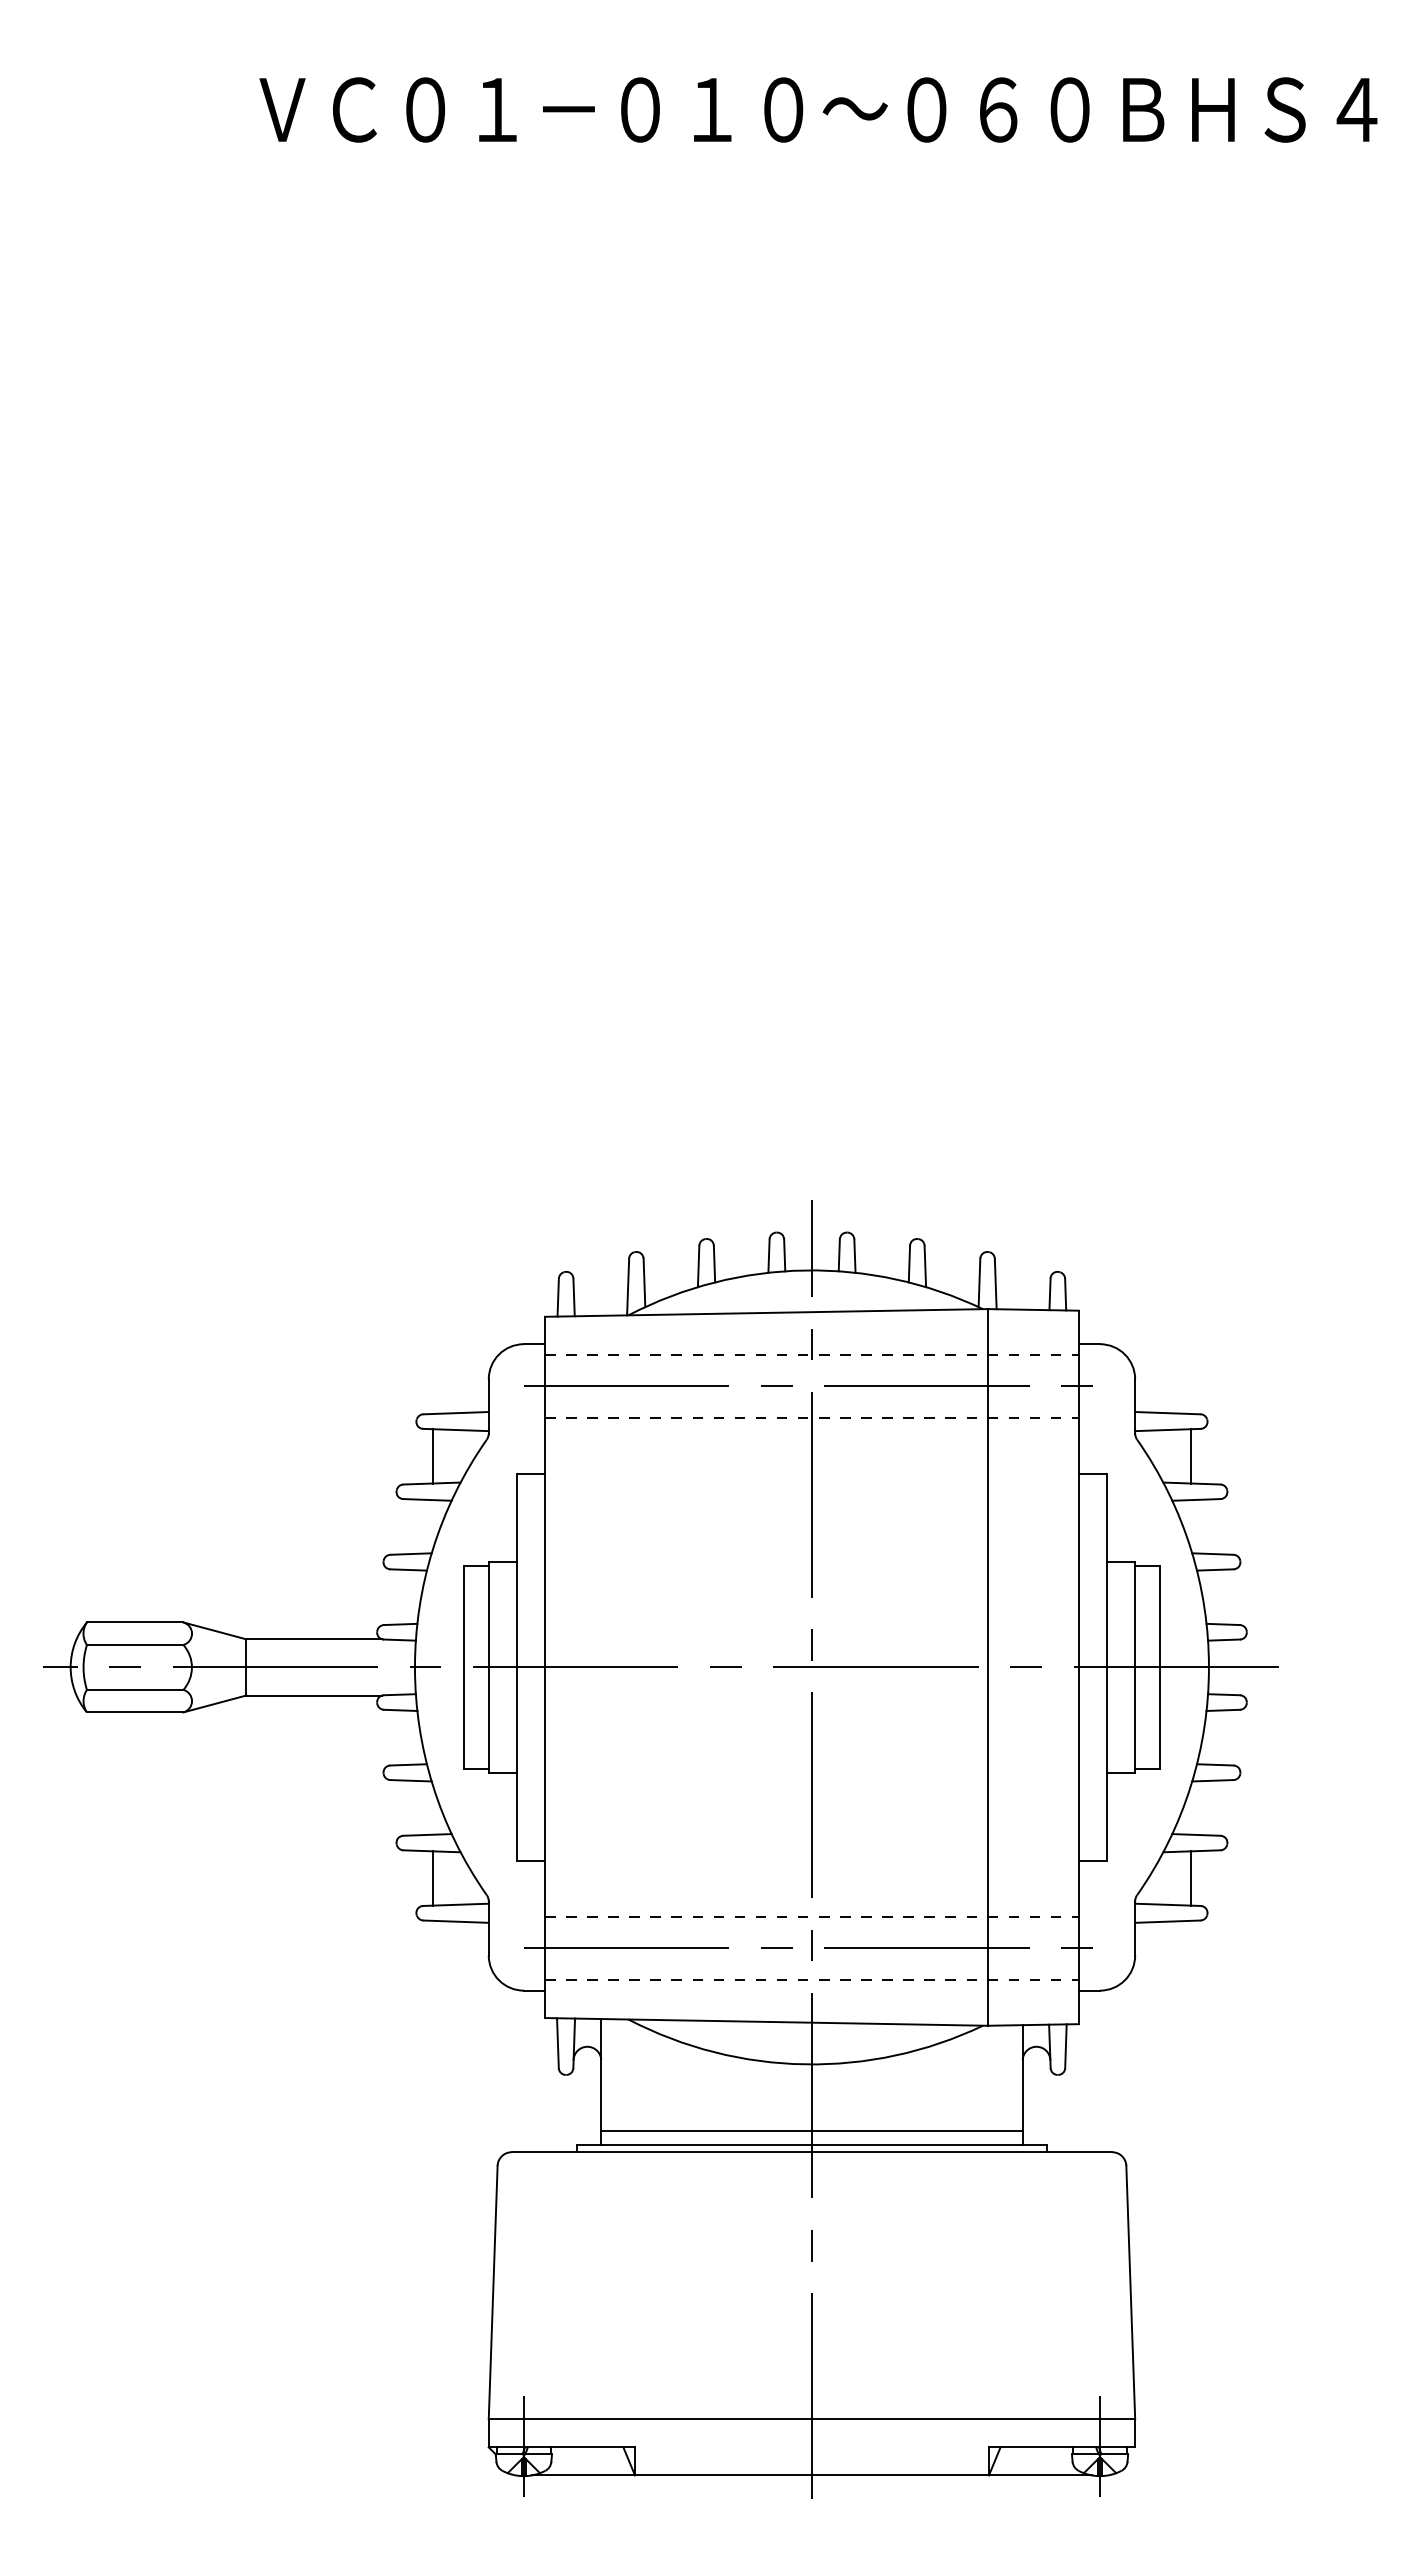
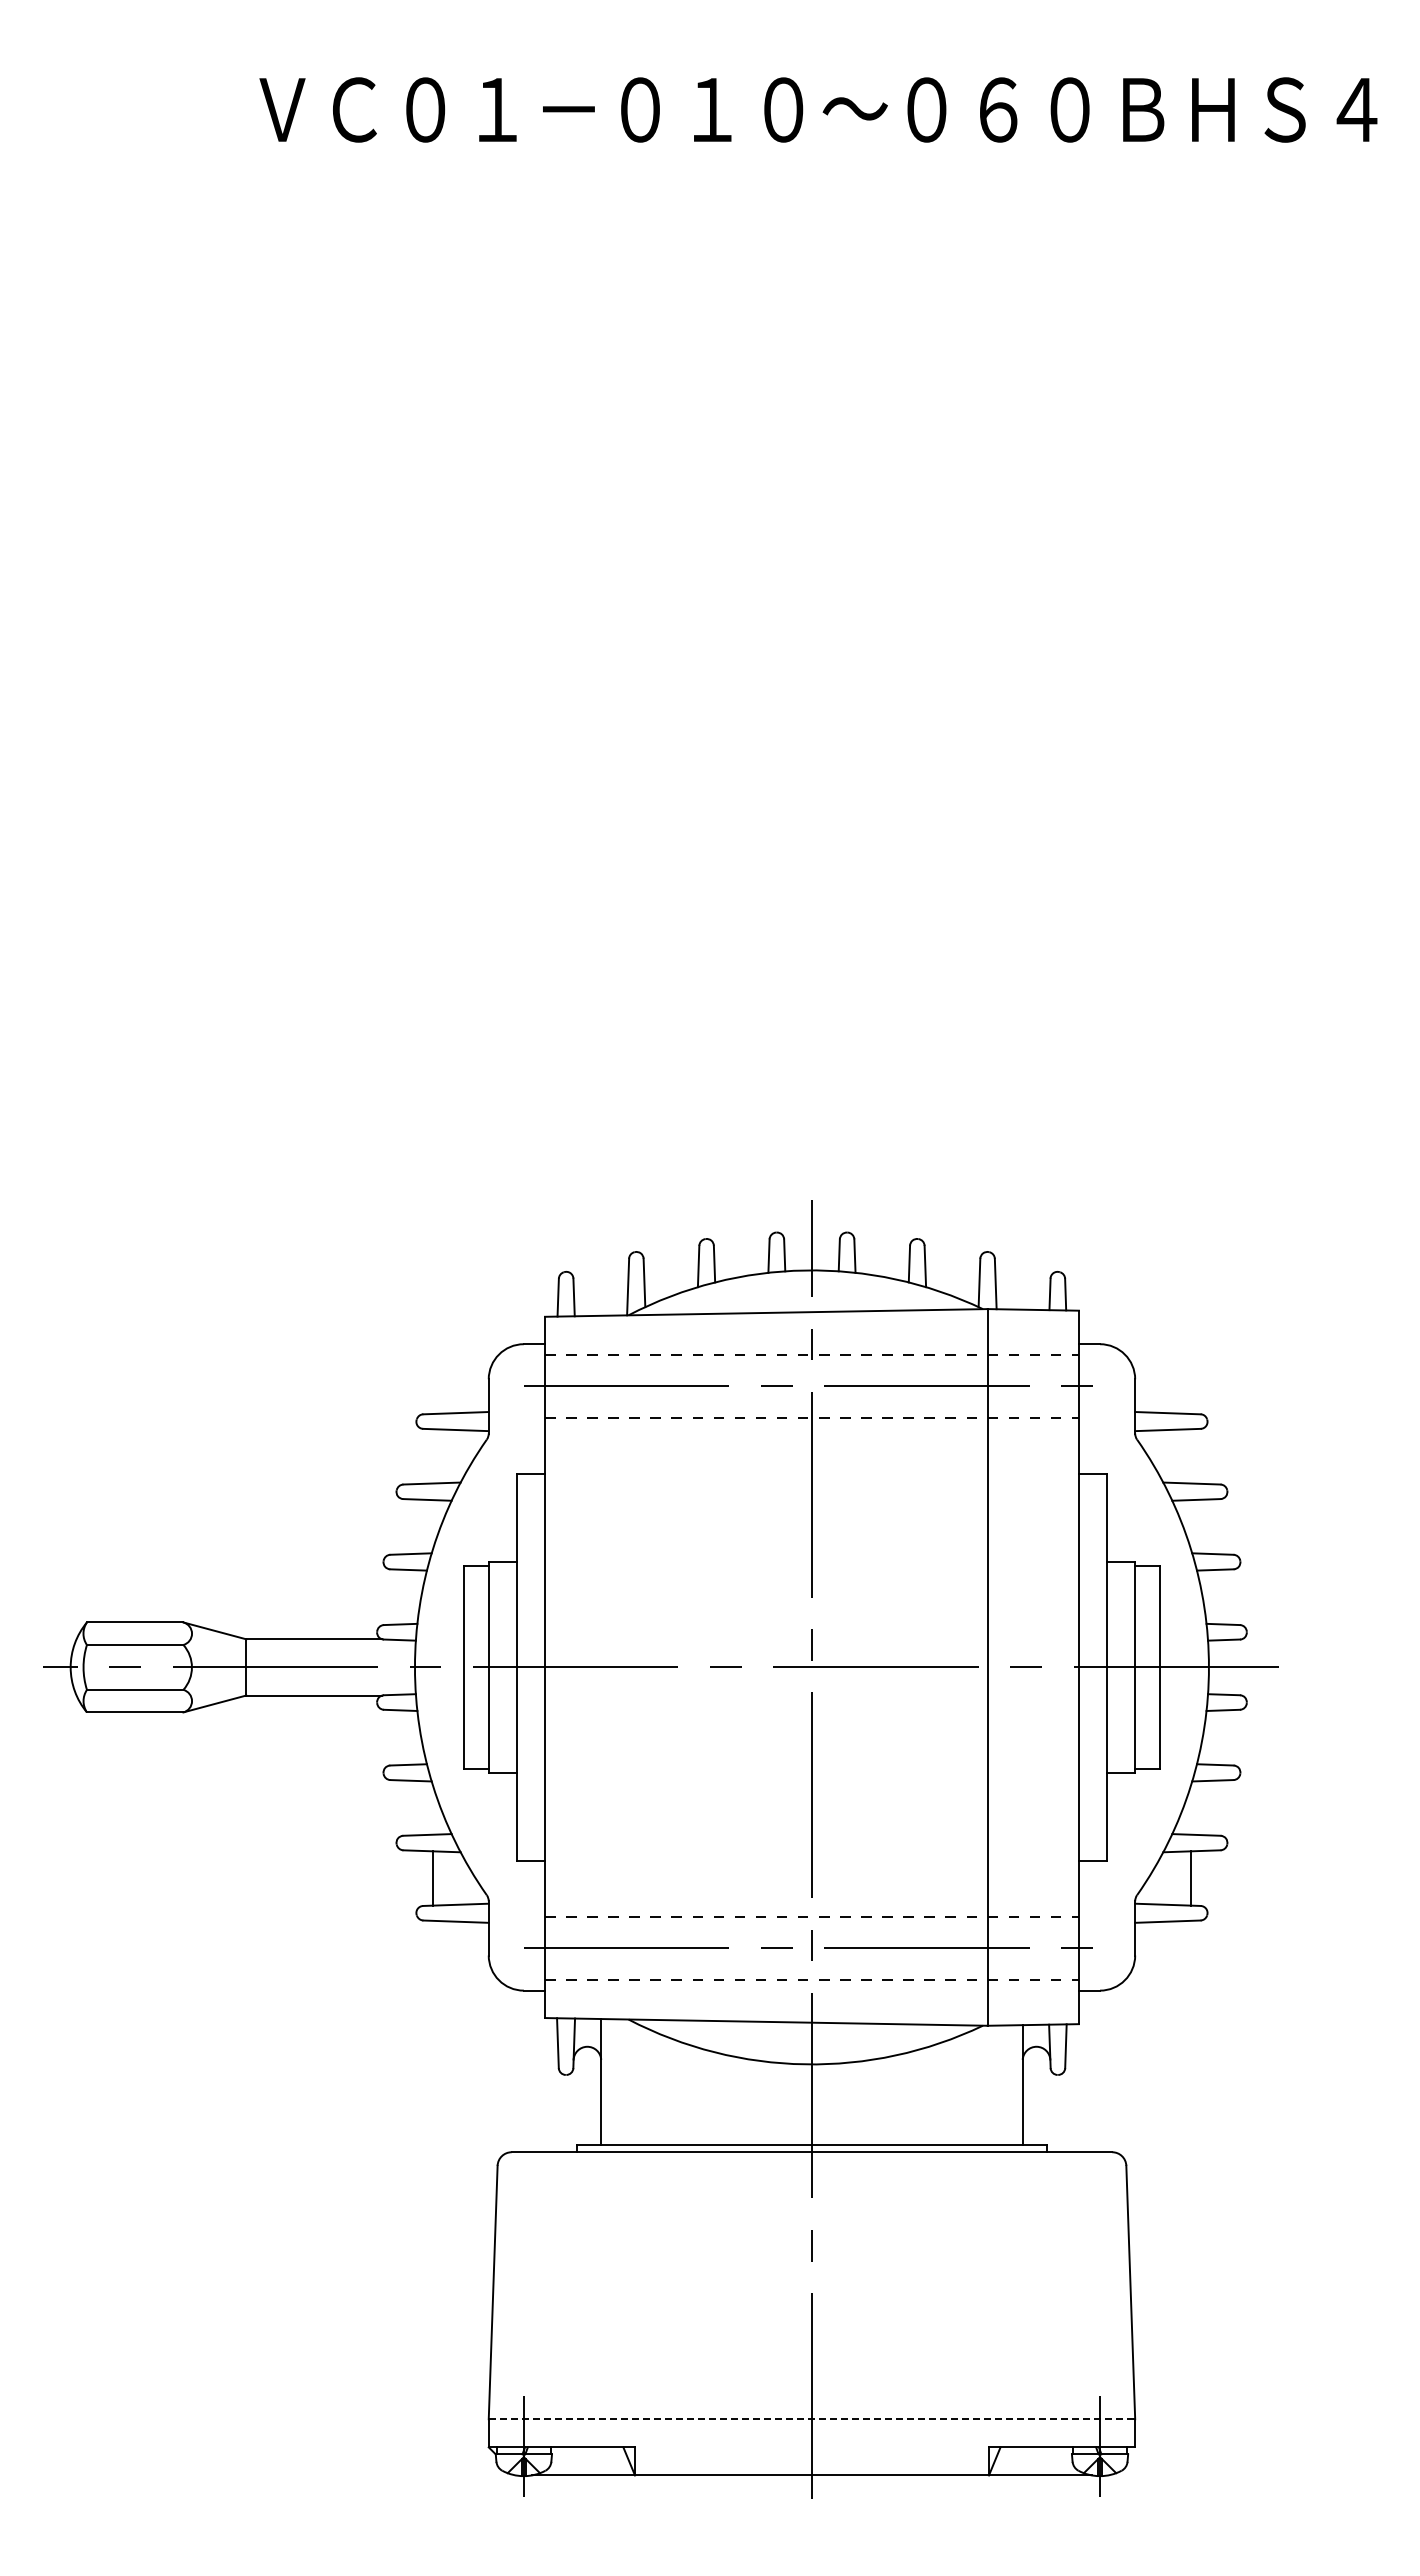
line: present -> none (432, 1456)
line: present -> none (1191, 1456)
line: present -> none (811, 2131)
line: solid -> dashed (812, 2419)
